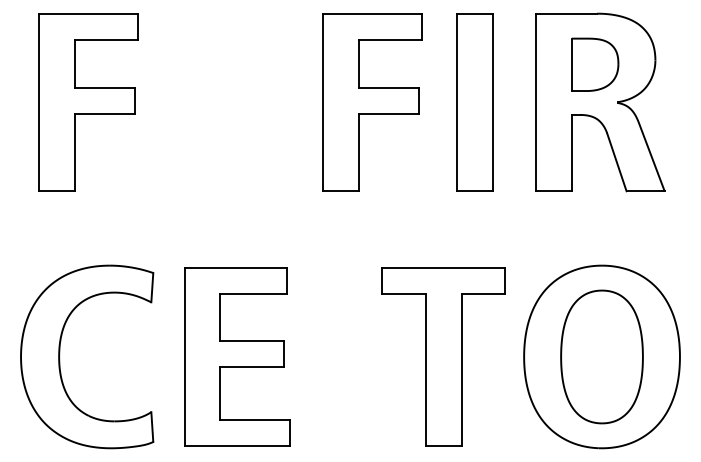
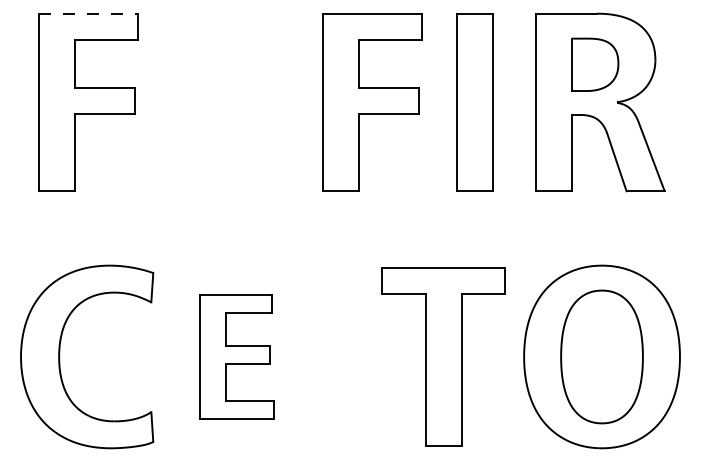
line: solid -> dashed (88, 13)
part size: 107x180 px -> 76x126 px (236, 356)
